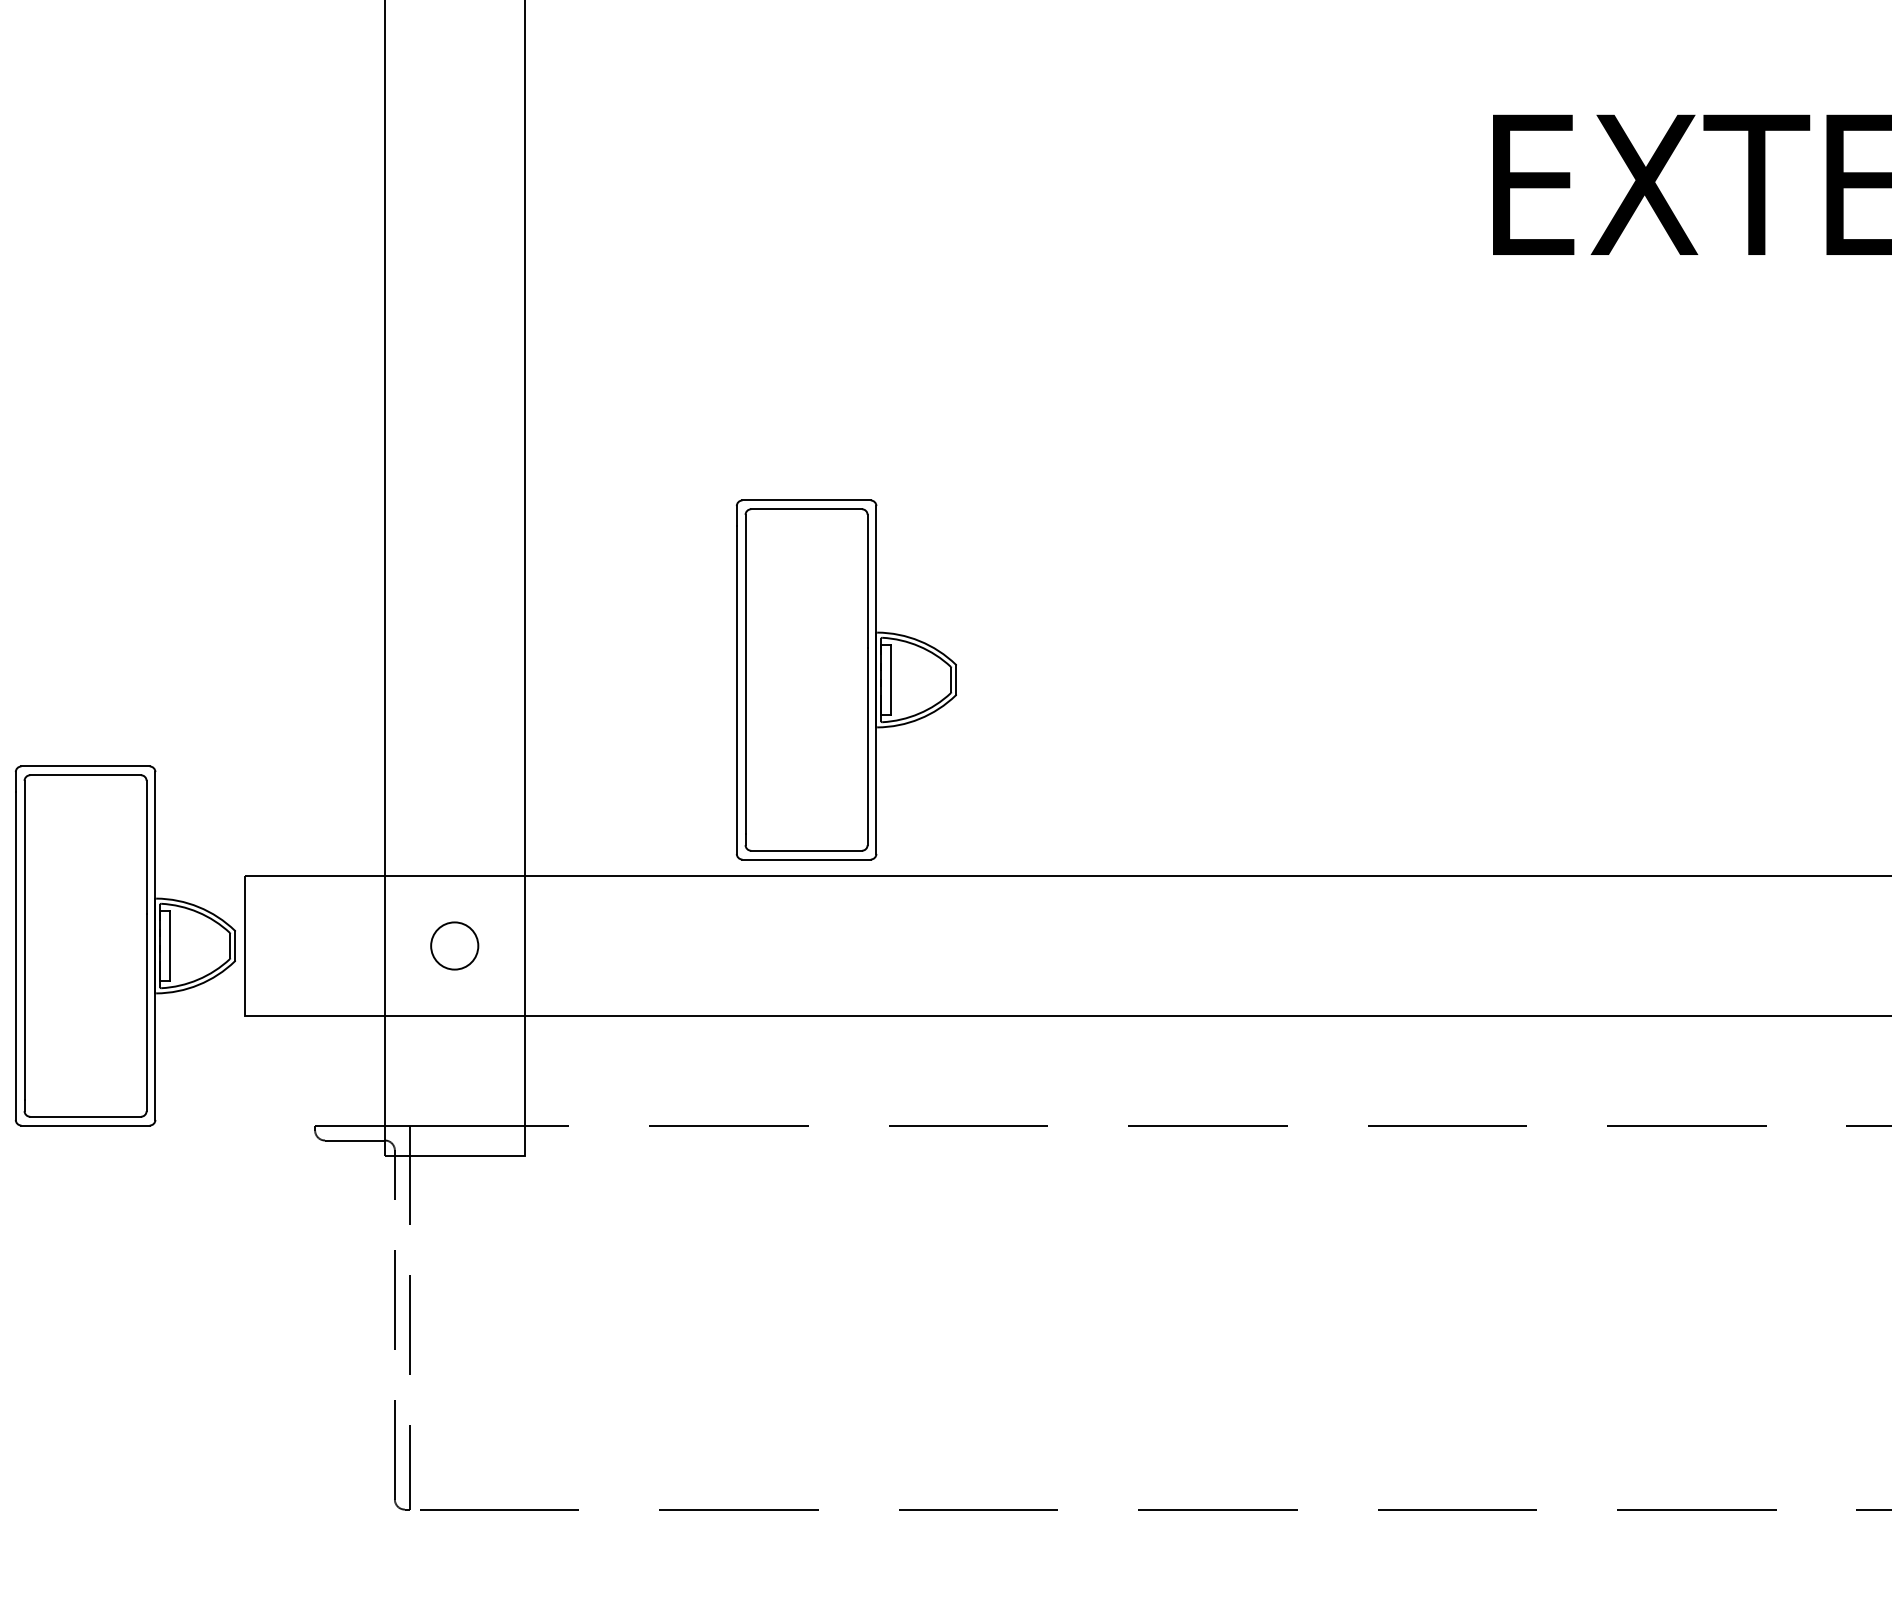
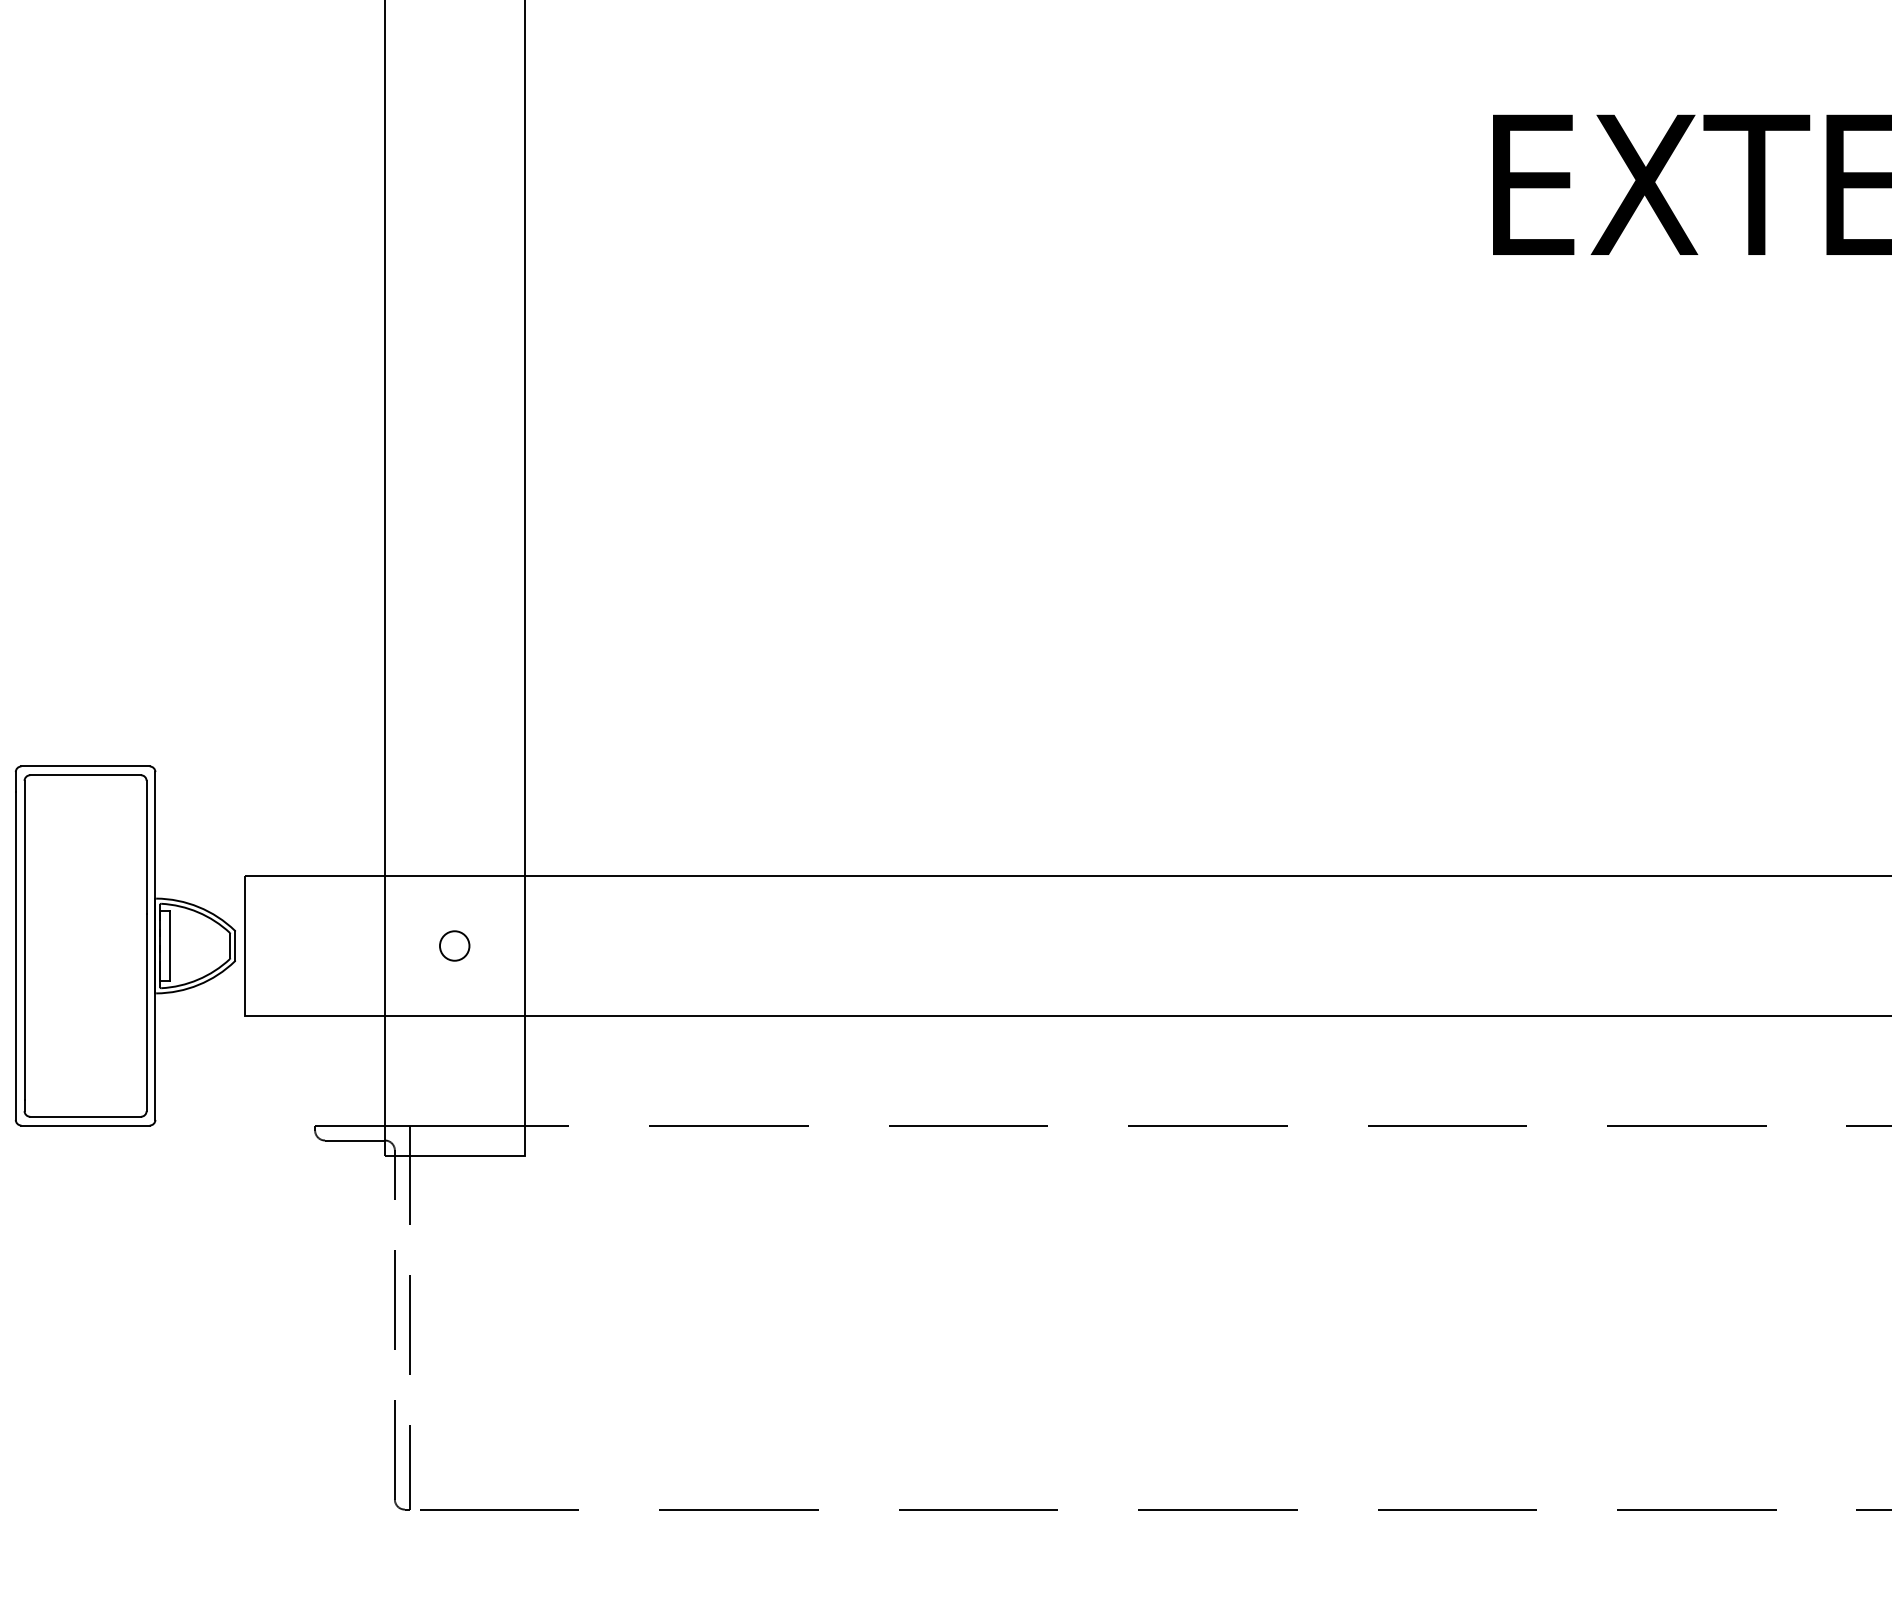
part: present -> none (845, 679)
circle diameter: 47 px -> 29 px (454, 945)
